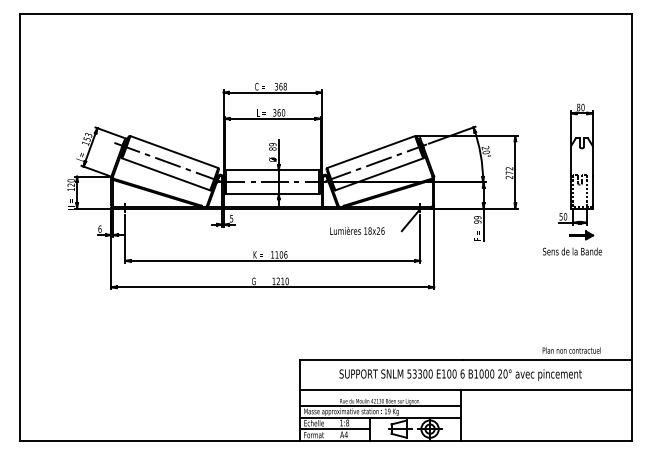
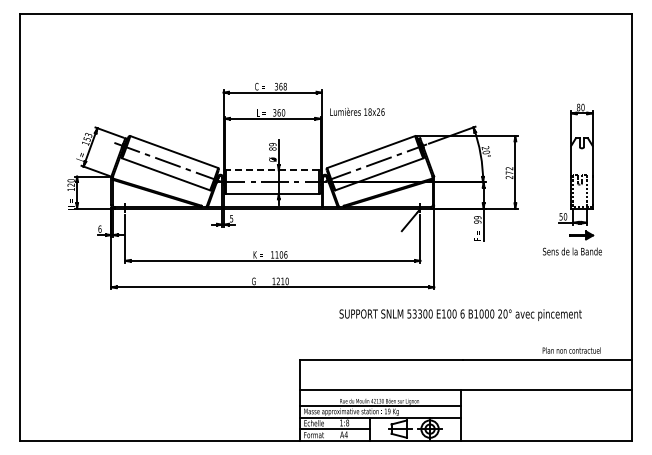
line: solid -> dashed (272, 170)
text position: (357, 230) -> (357, 111) (357, 111)
text position: (460, 374) -> (460, 314) (460, 314)
